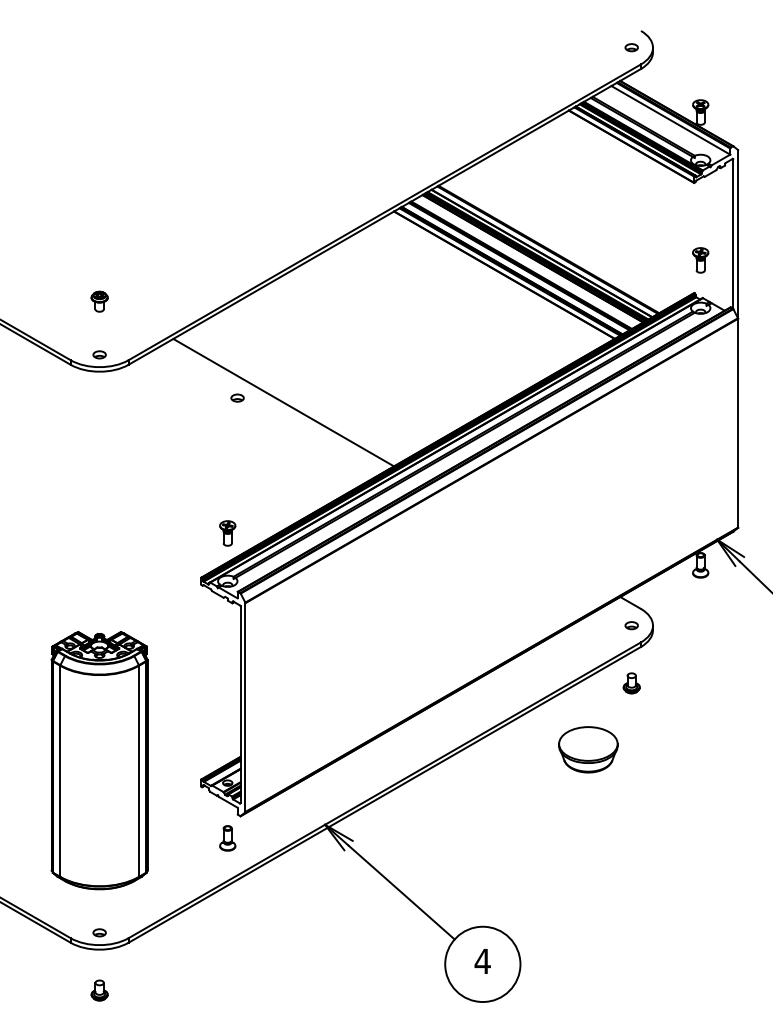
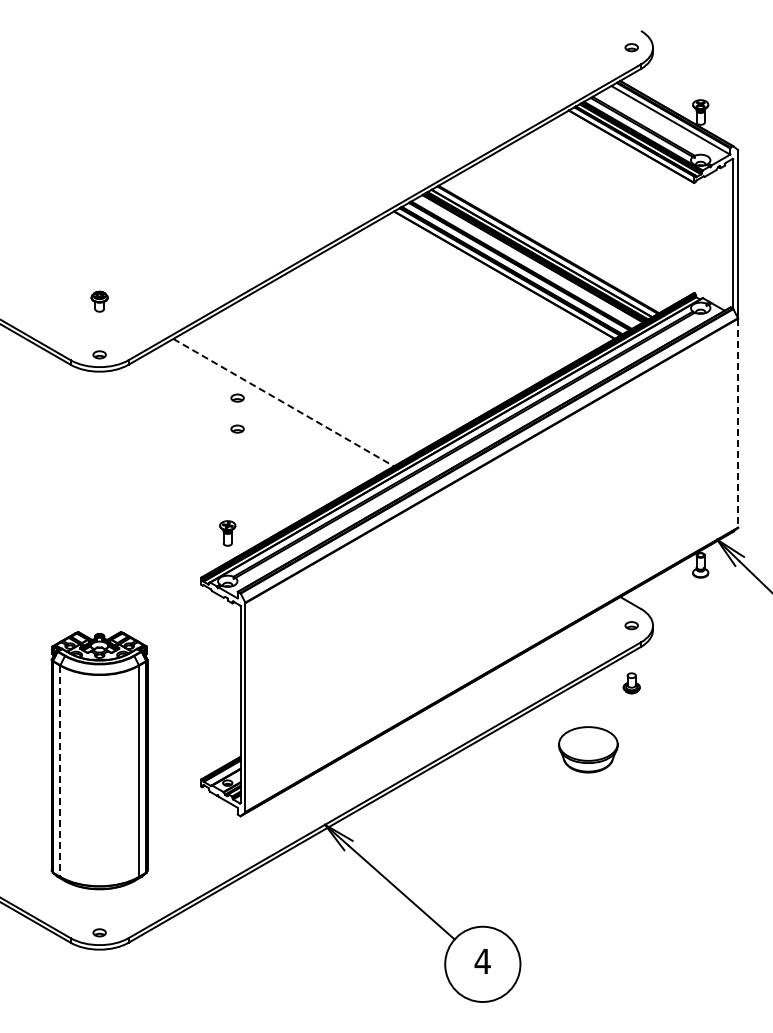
part: present -> none (700, 260)
line: solid -> dashed (284, 402)
line: solid -> dashed (738, 423)
part: none -> present (237, 428)
line: solid -> dashed (60, 771)
part: present -> none (227, 838)
part: present -> none (99, 990)
